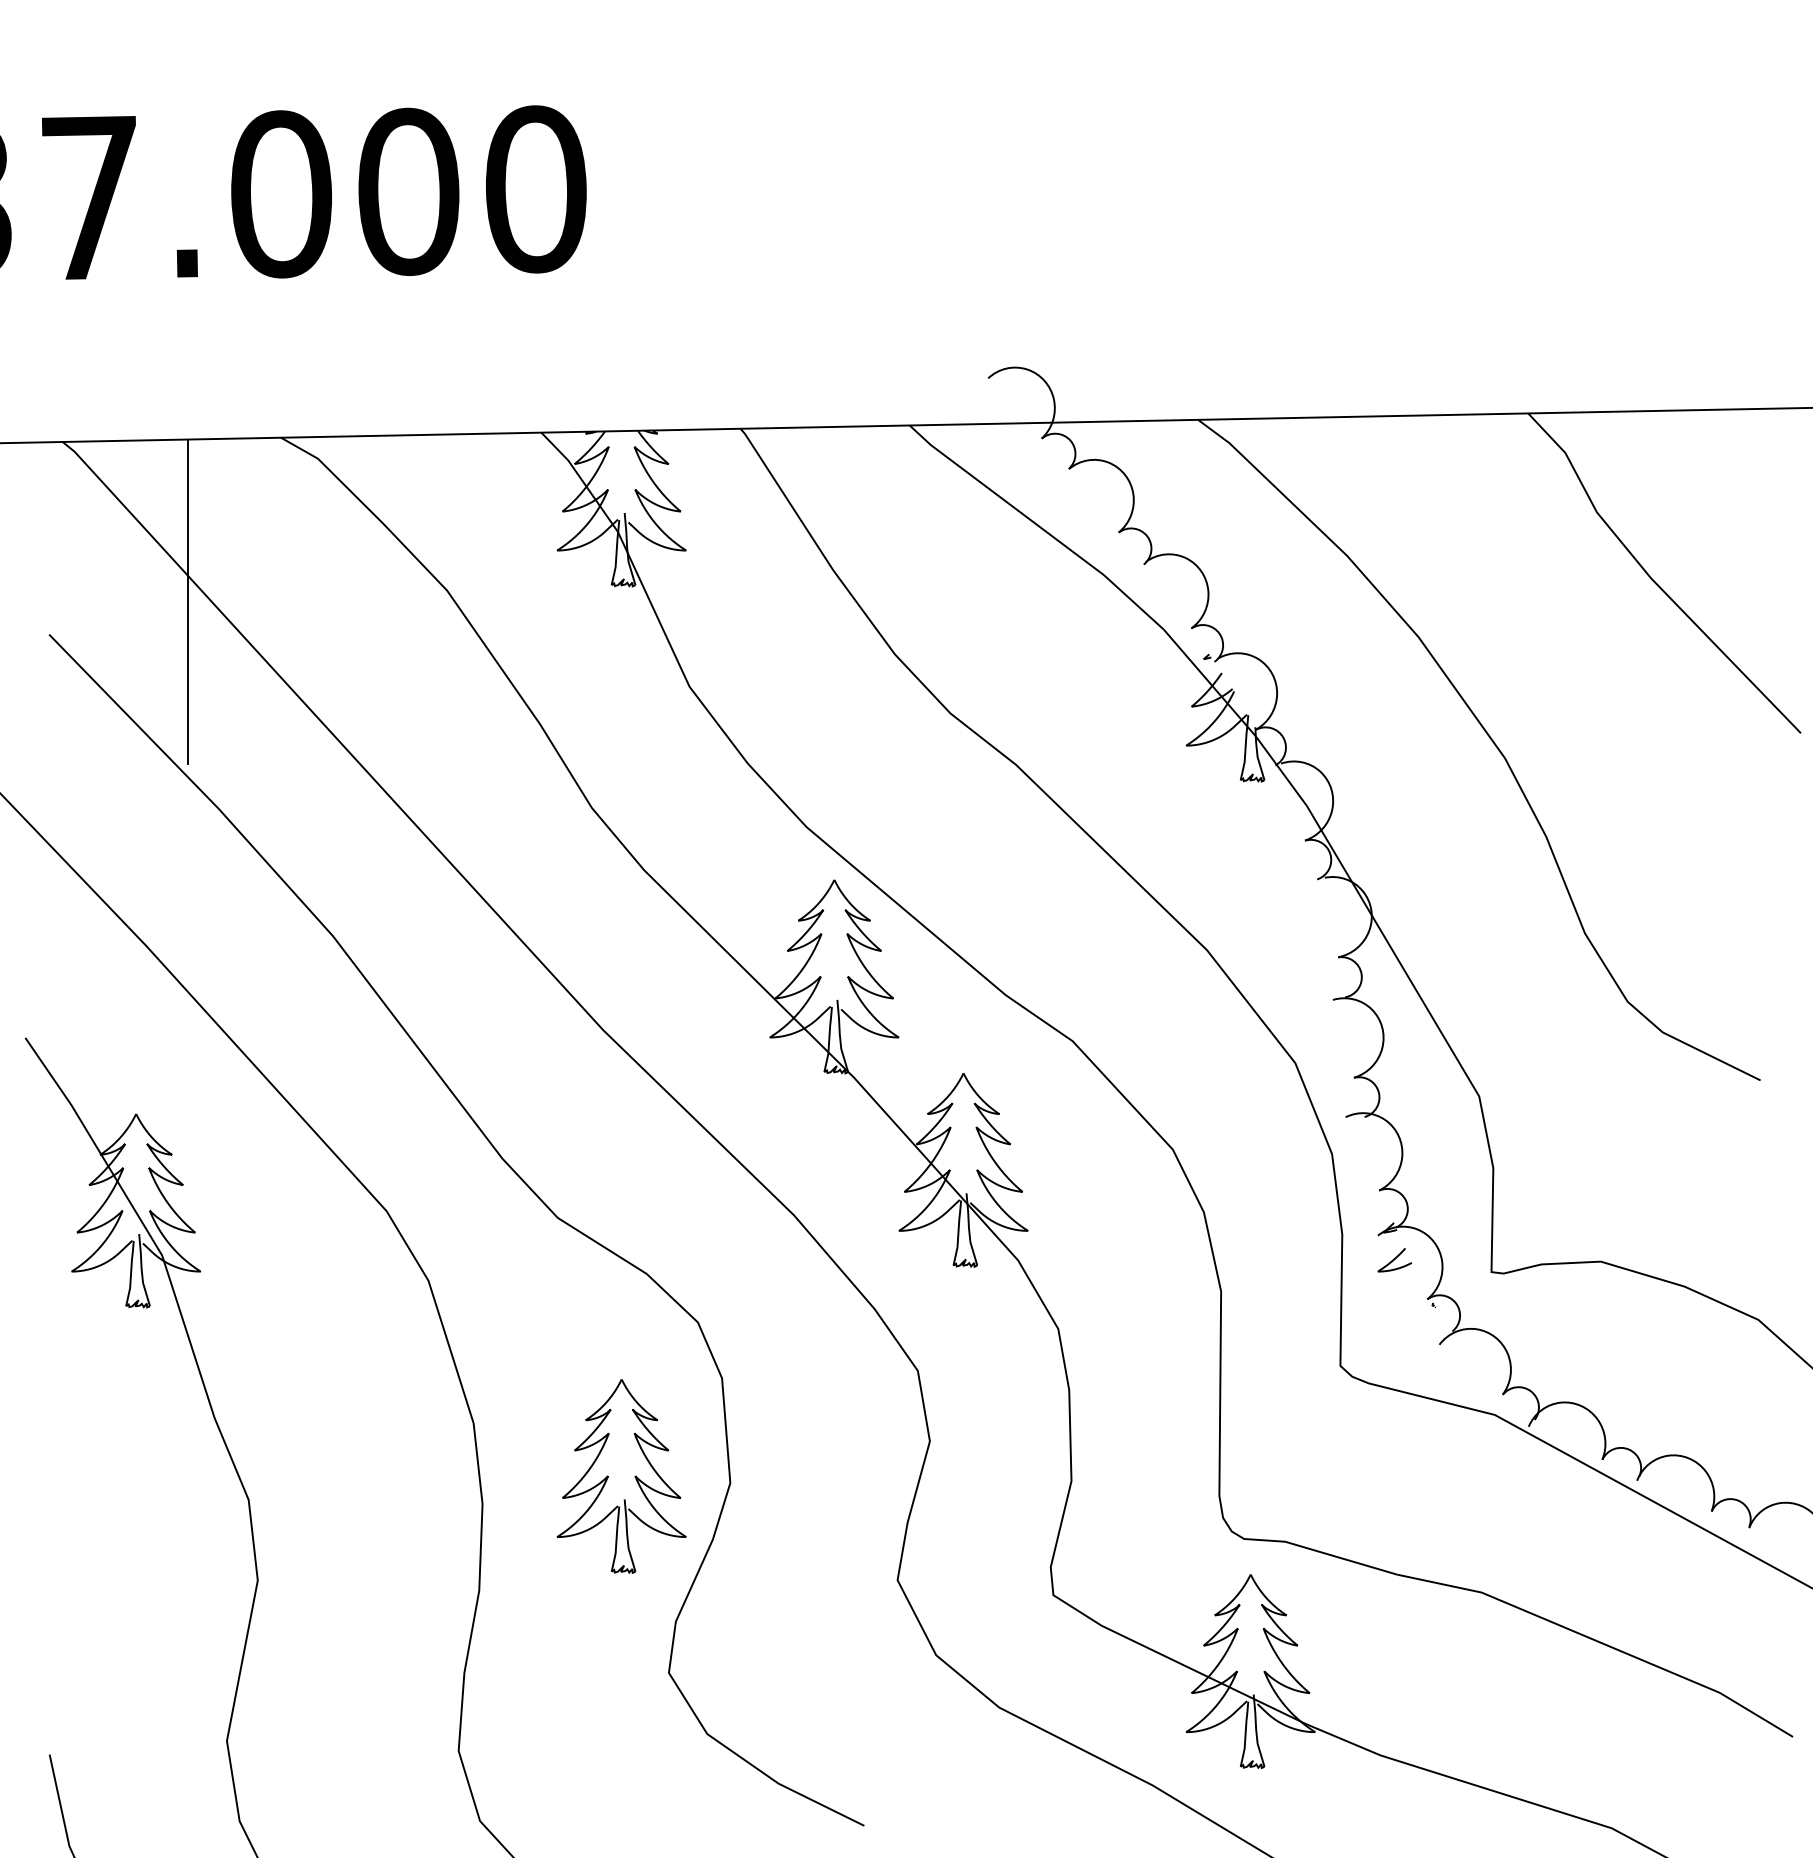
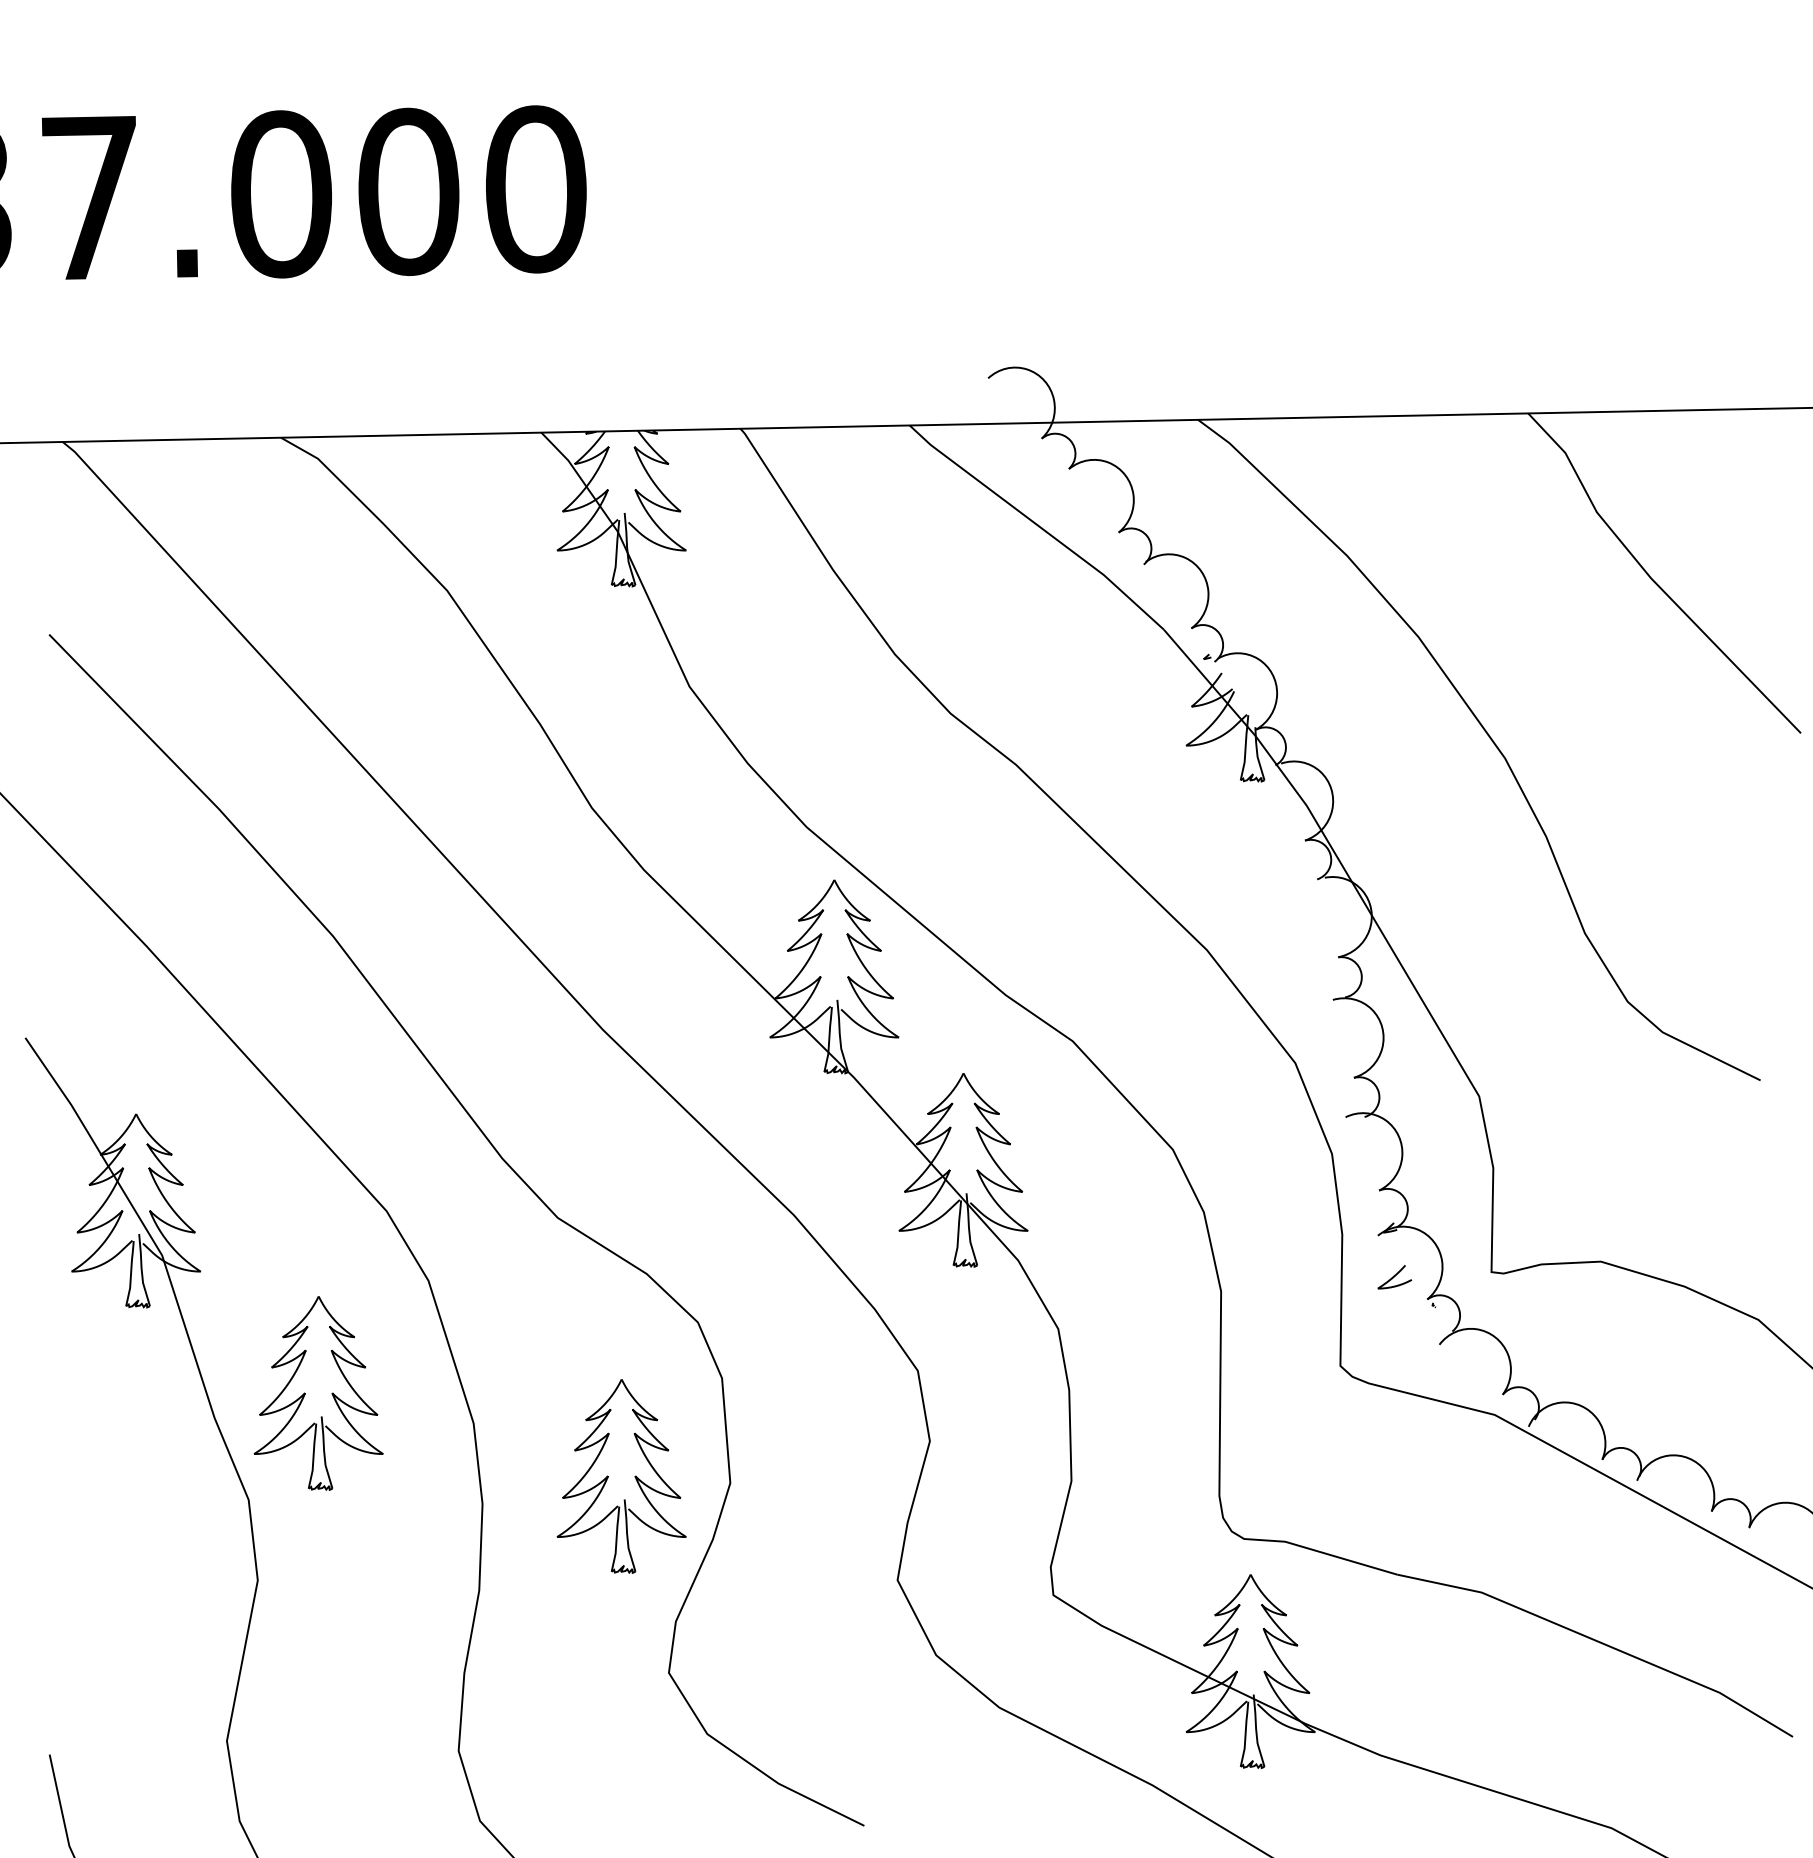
line: present -> none (187, 601)
curve position: (1394, 1260) -> (1394, 1277) (1394, 1277)
part: none -> present (305, 1393)
